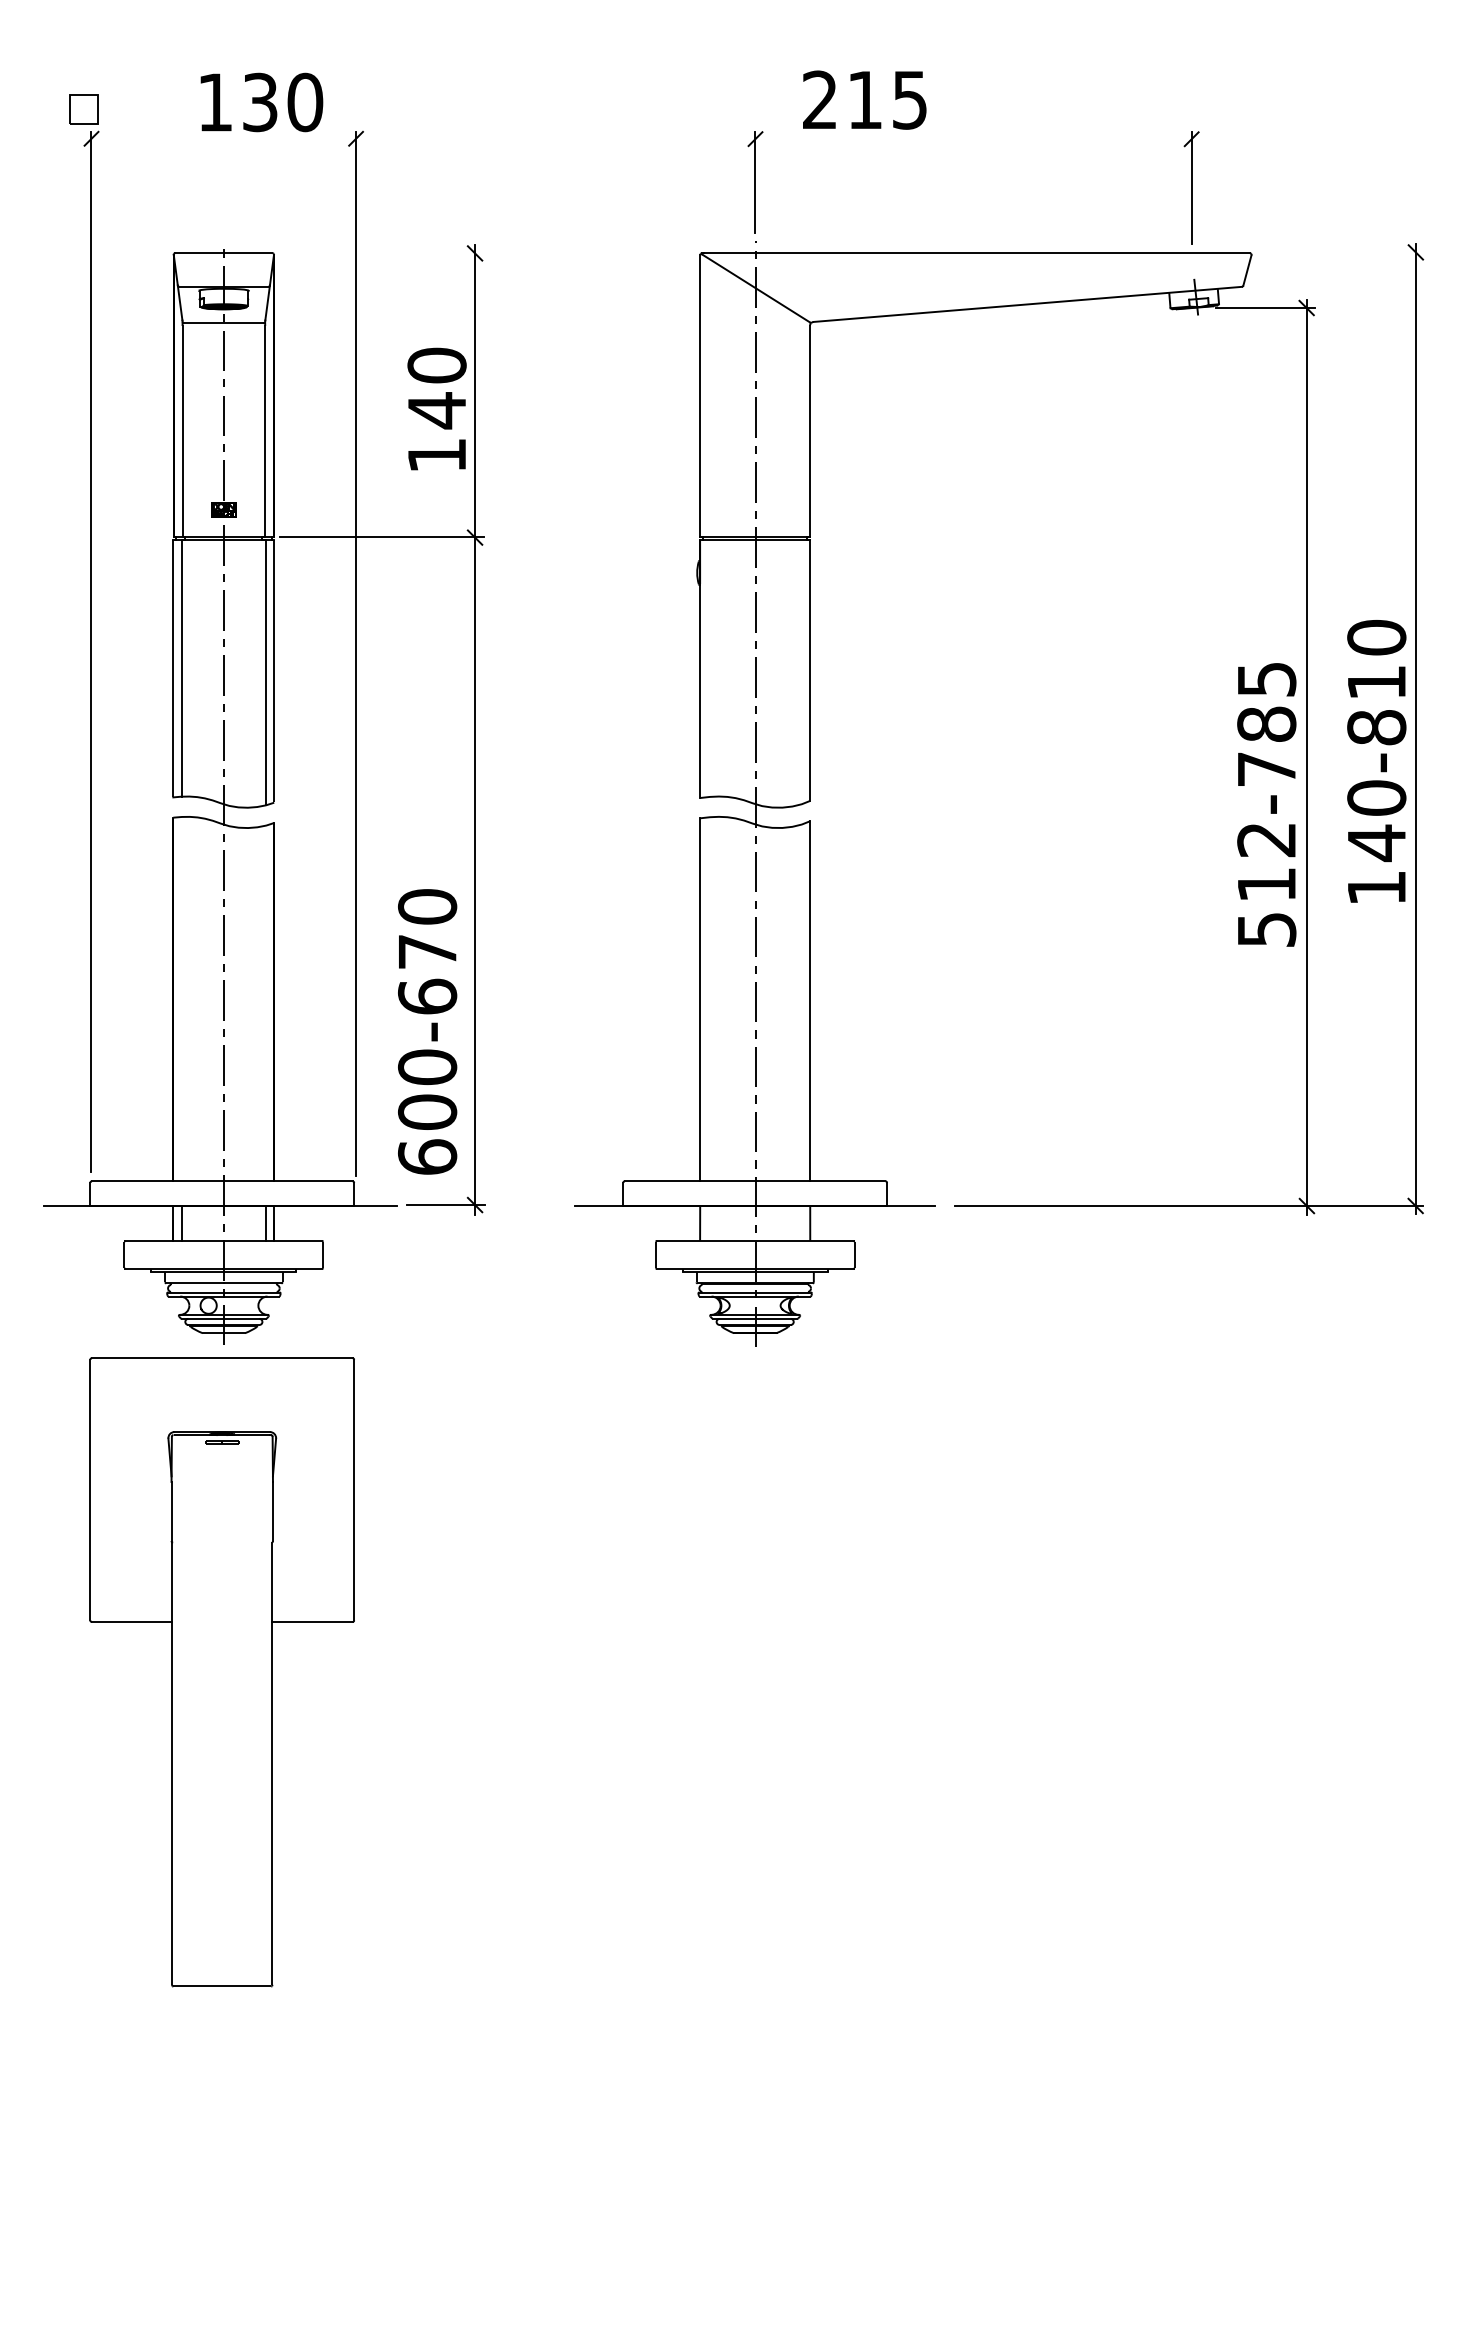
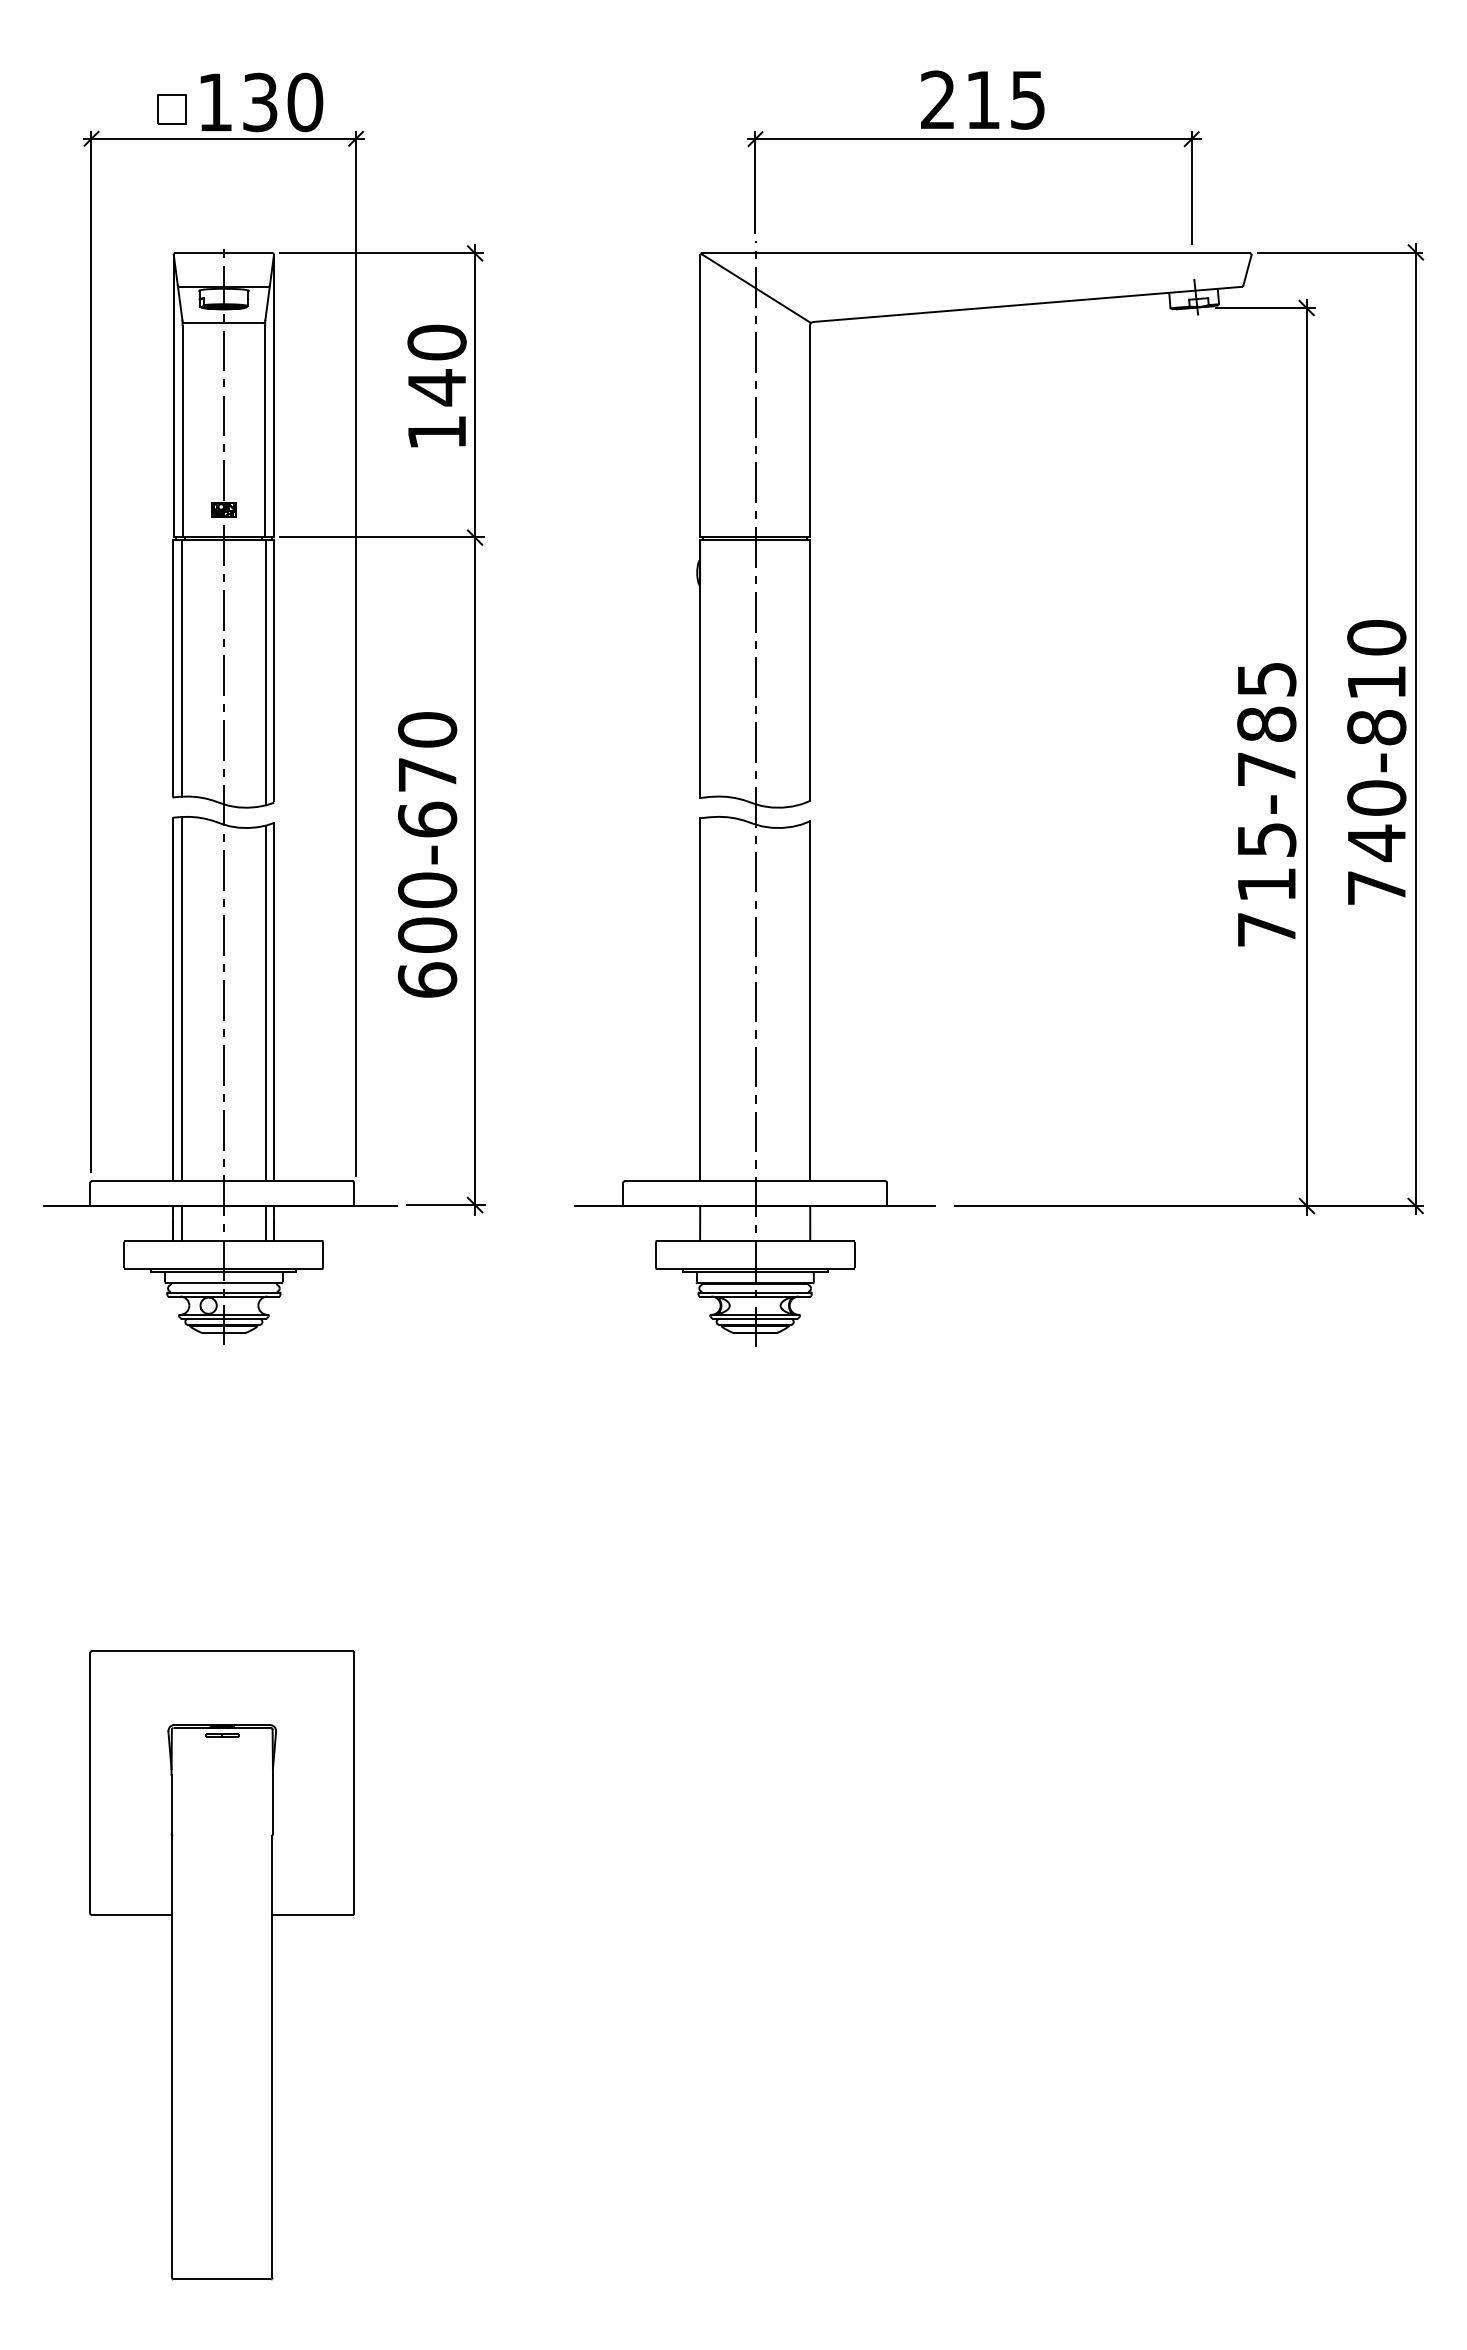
text position: (864, 99) -> (982, 99) (982, 99)
part position: (83, 109) -> (171, 109) (171, 109)
line: none -> present (224, 139)
line: none -> present (974, 139)
line: none -> present (380, 253)
line: none -> present (1340, 253)
text position: (436, 408) -> (436, 385) (436, 385)
text: 512-785 -> 715-785 (1266, 884)
text: 140-810 -> 740-810 (1376, 887)
line: none -> present (182, 998)
line: none -> present (265, 1003)
text position: (427, 1031) -> (427, 854) (427, 854)
part position: (221, 1672) -> (221, 1965) (221, 1965)
